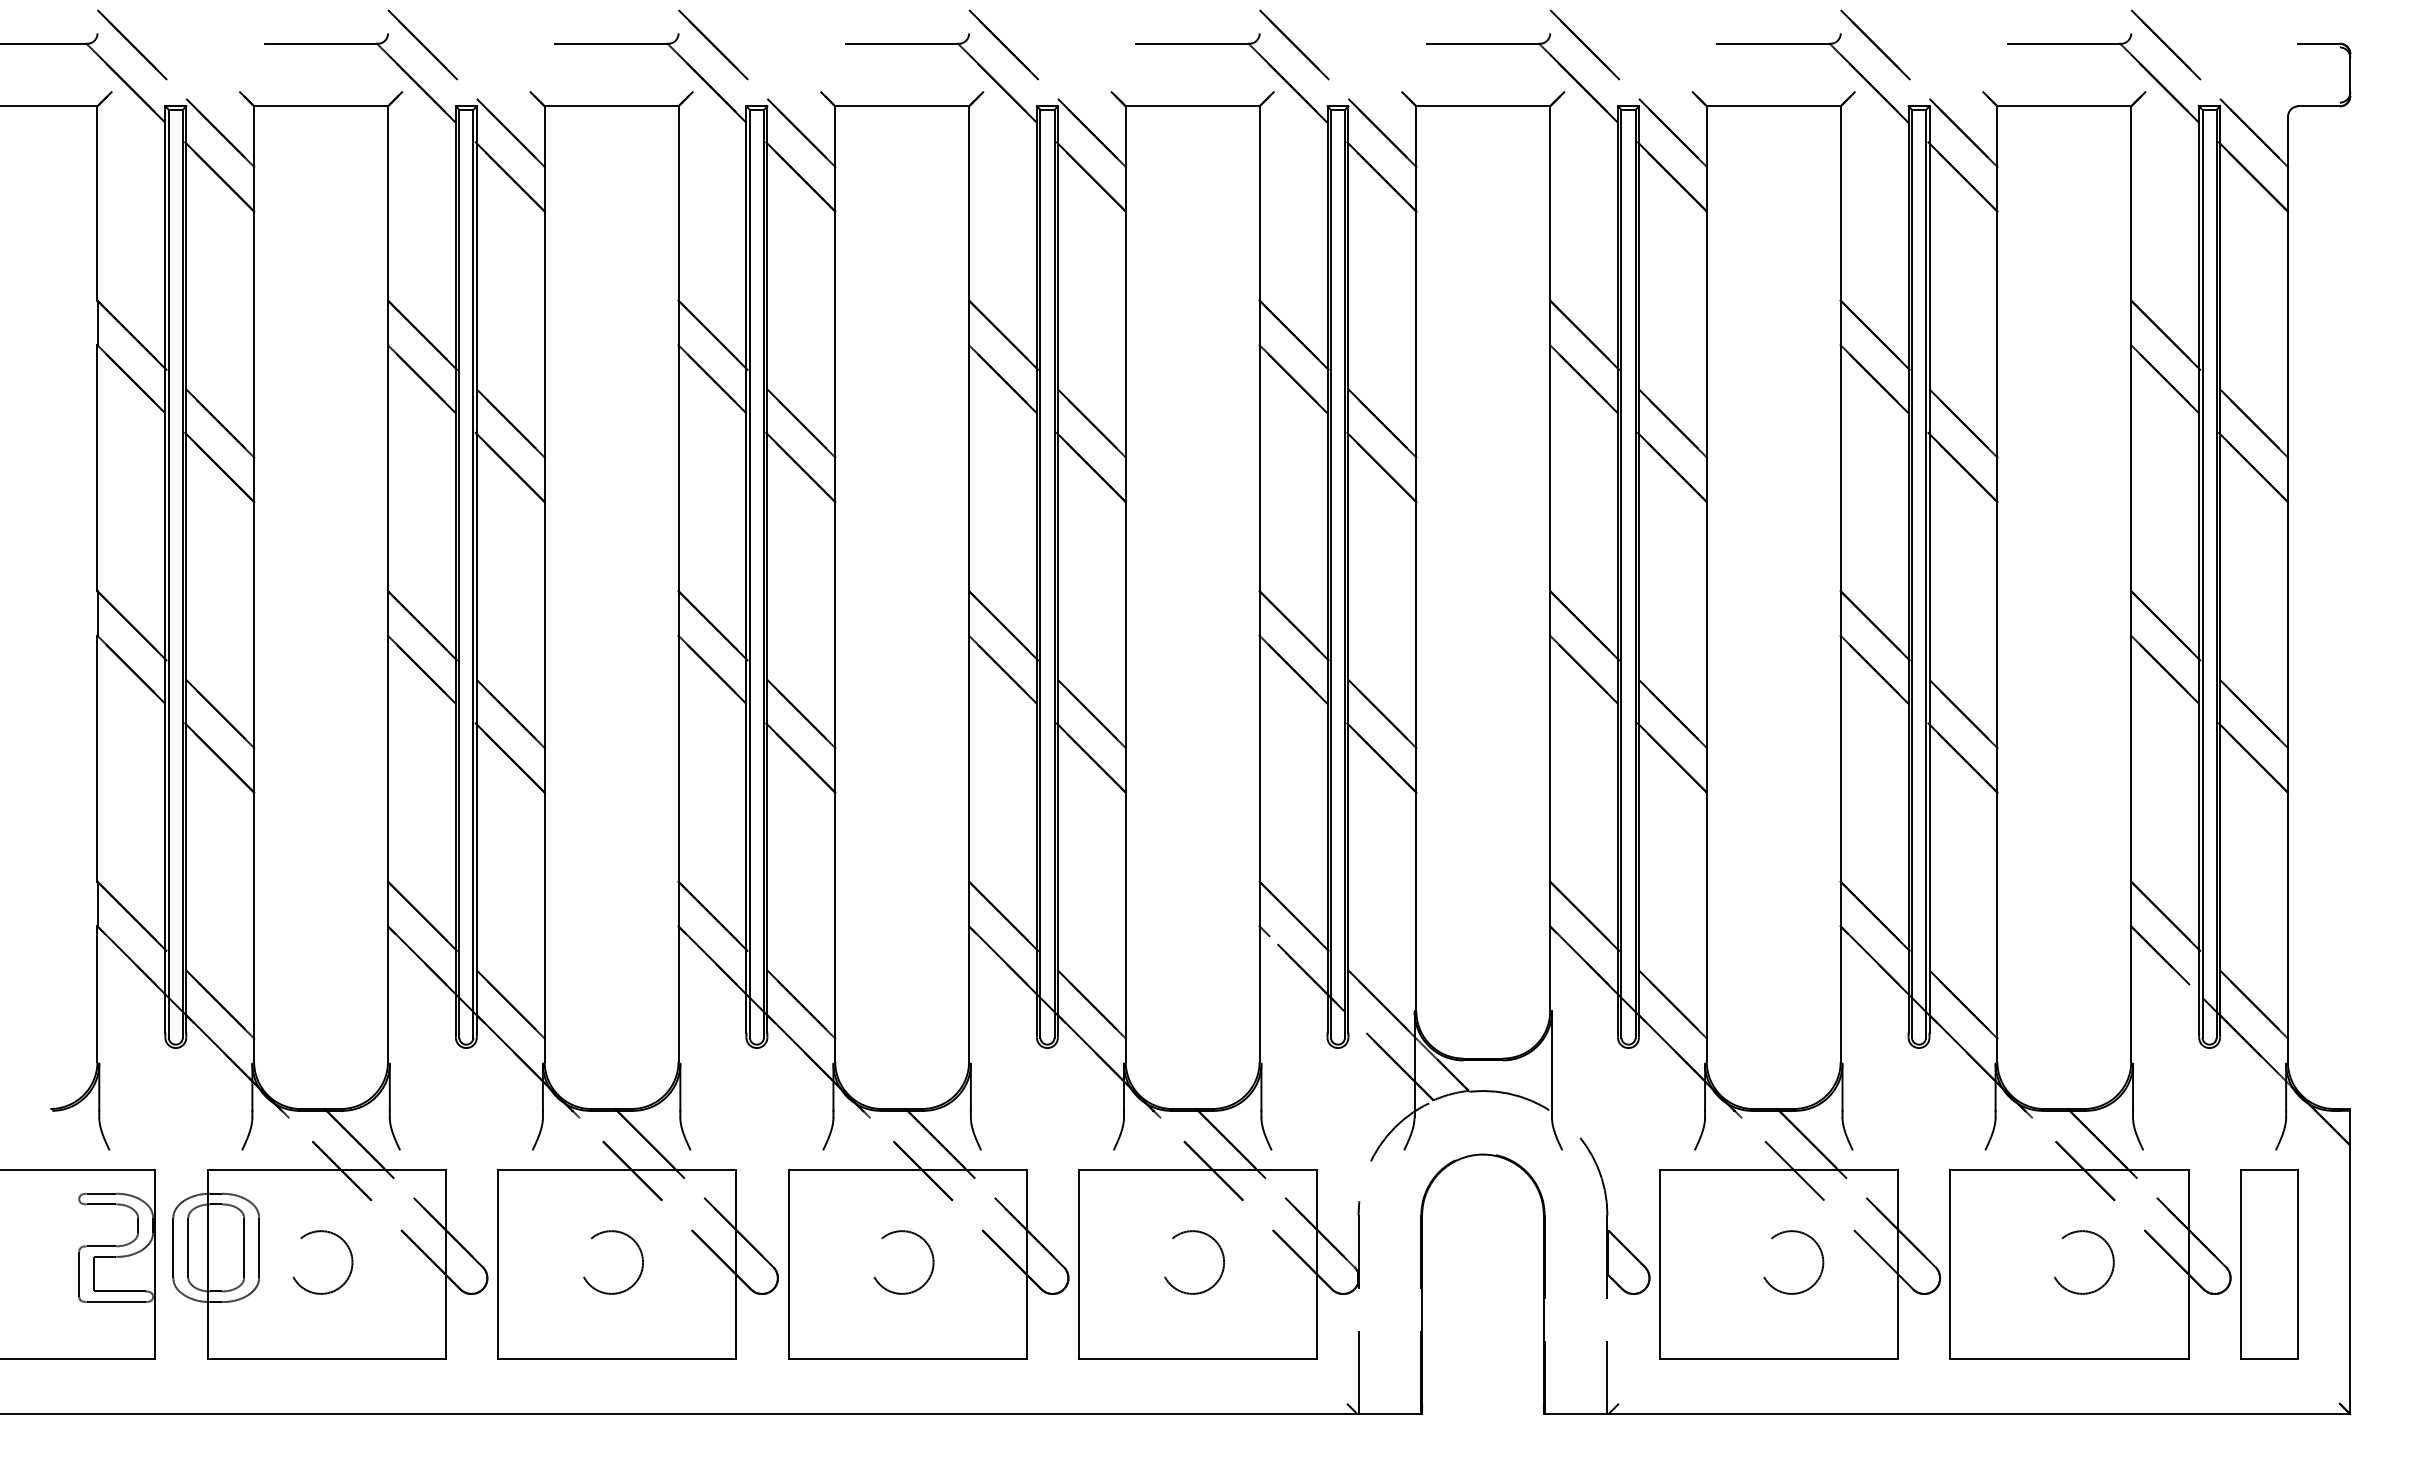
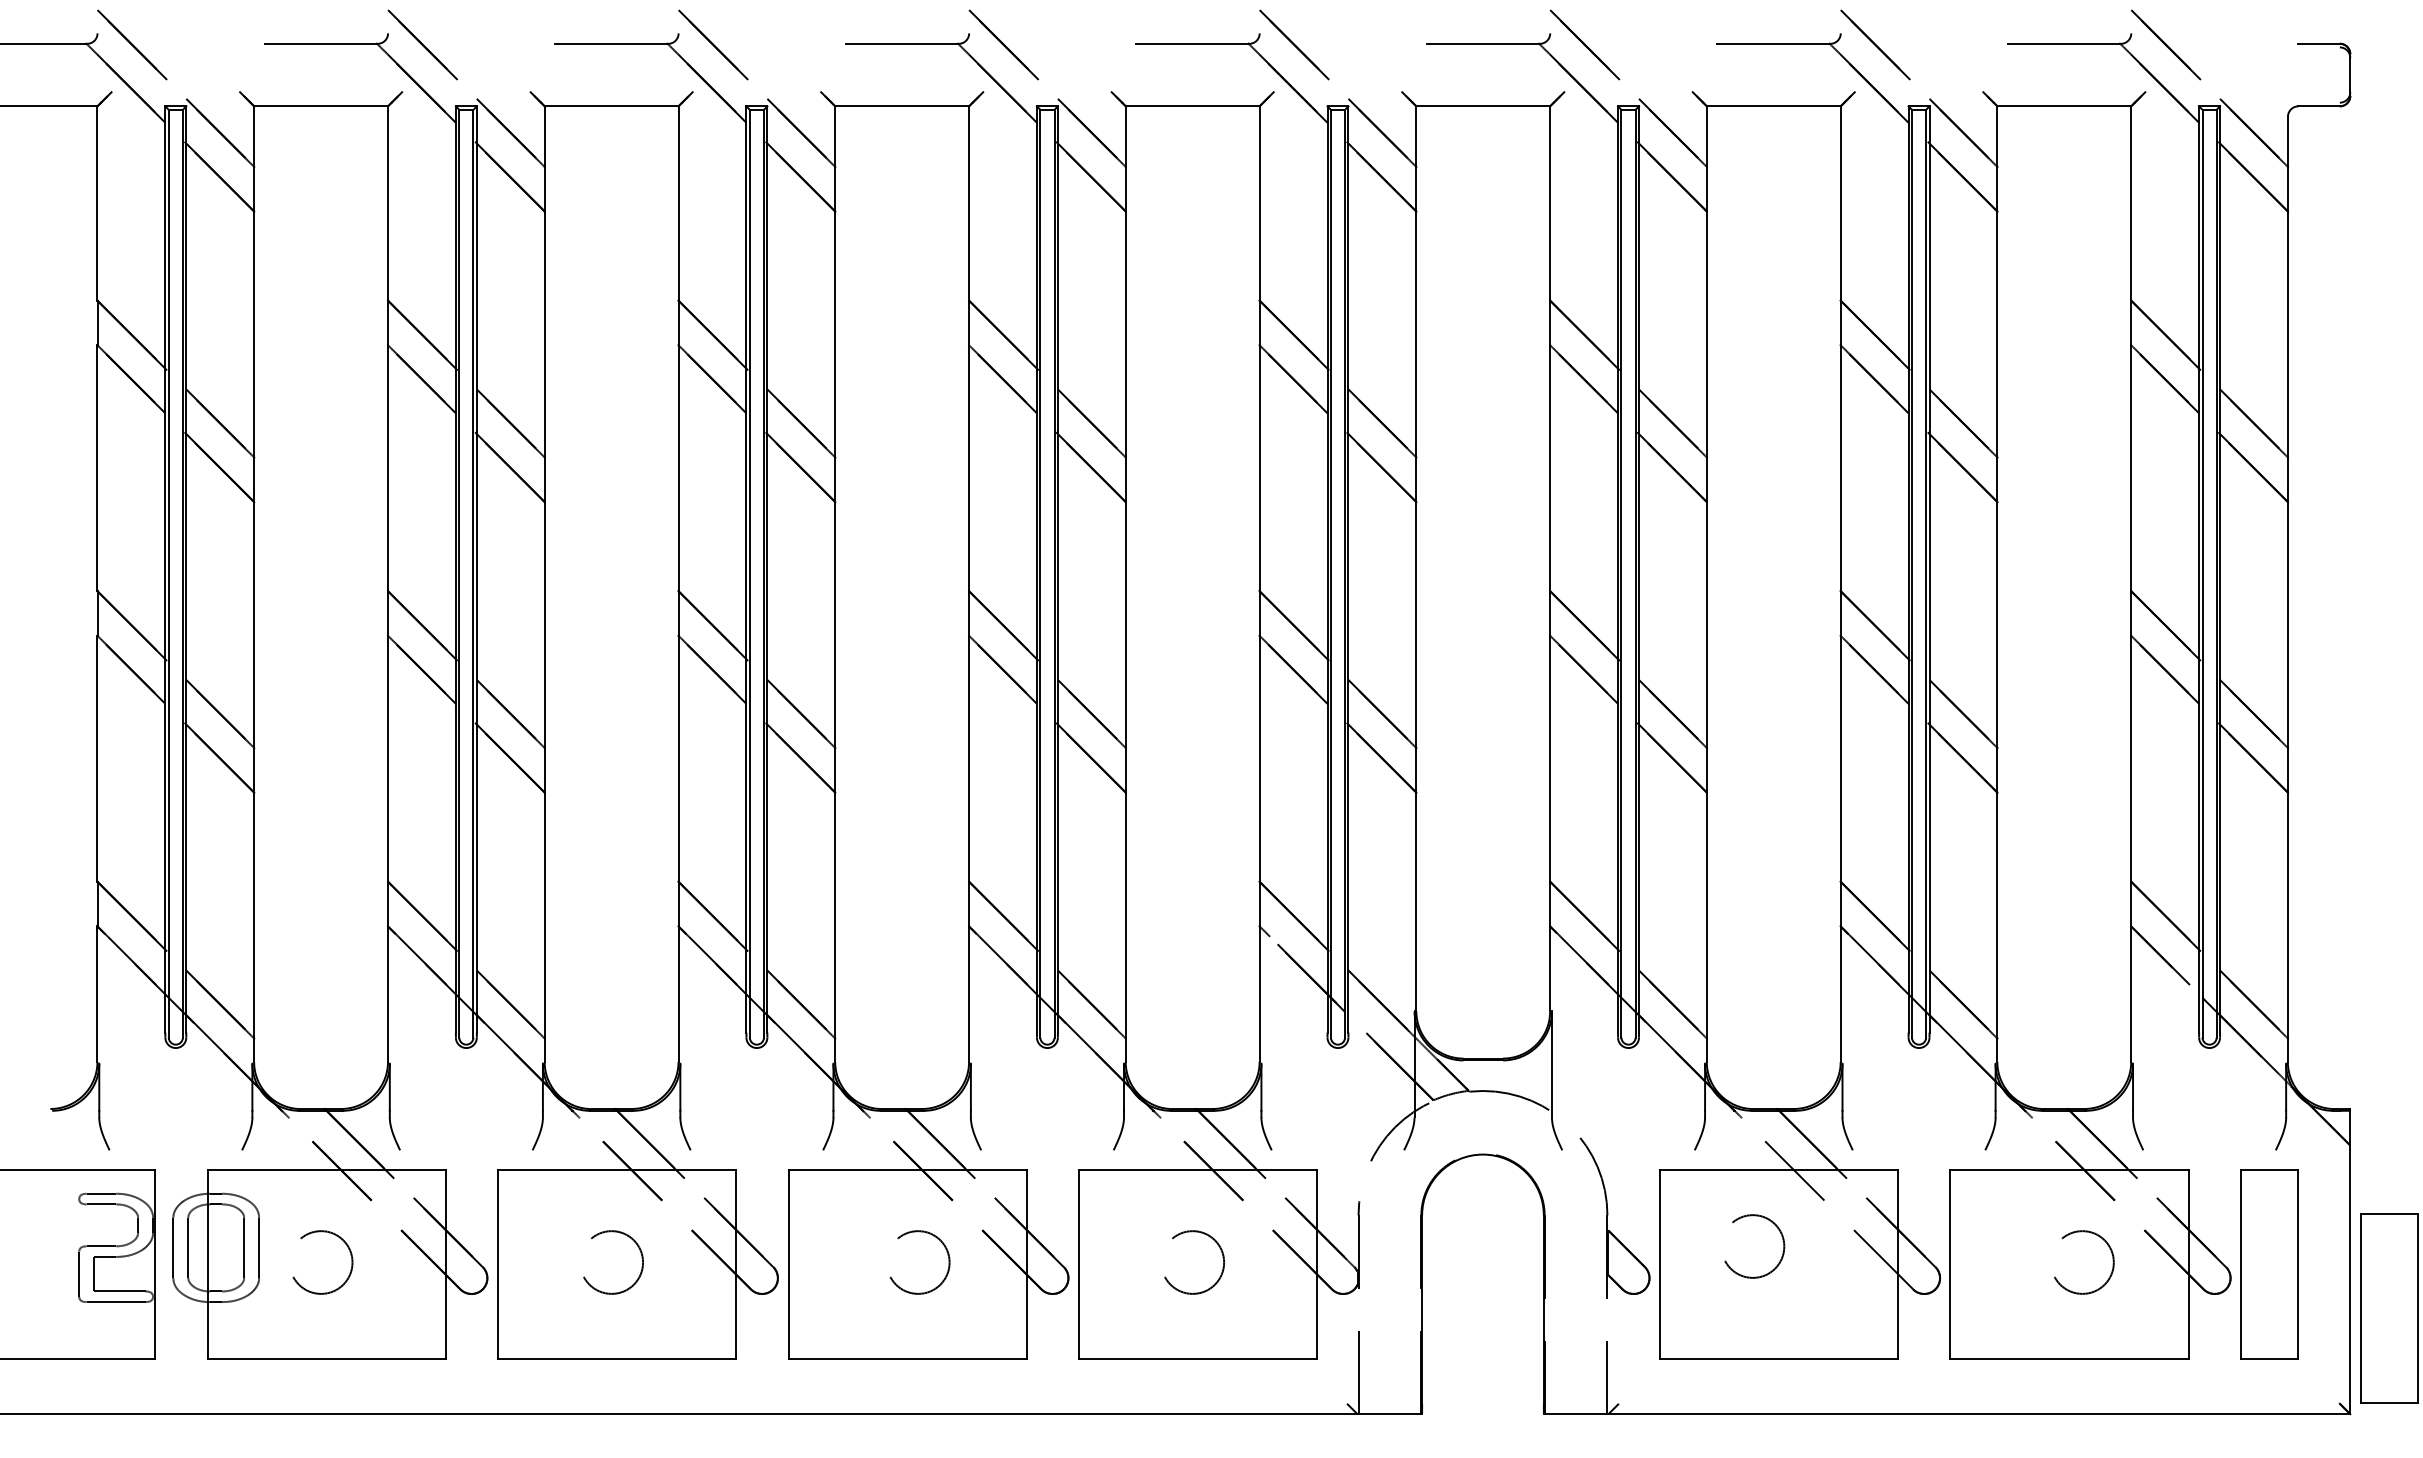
circle position: (903, 1262) -> (919, 1262) (919, 1262)
circle position: (1793, 1262) -> (1754, 1246) (1754, 1246)
part: none -> present (2389, 1308)
